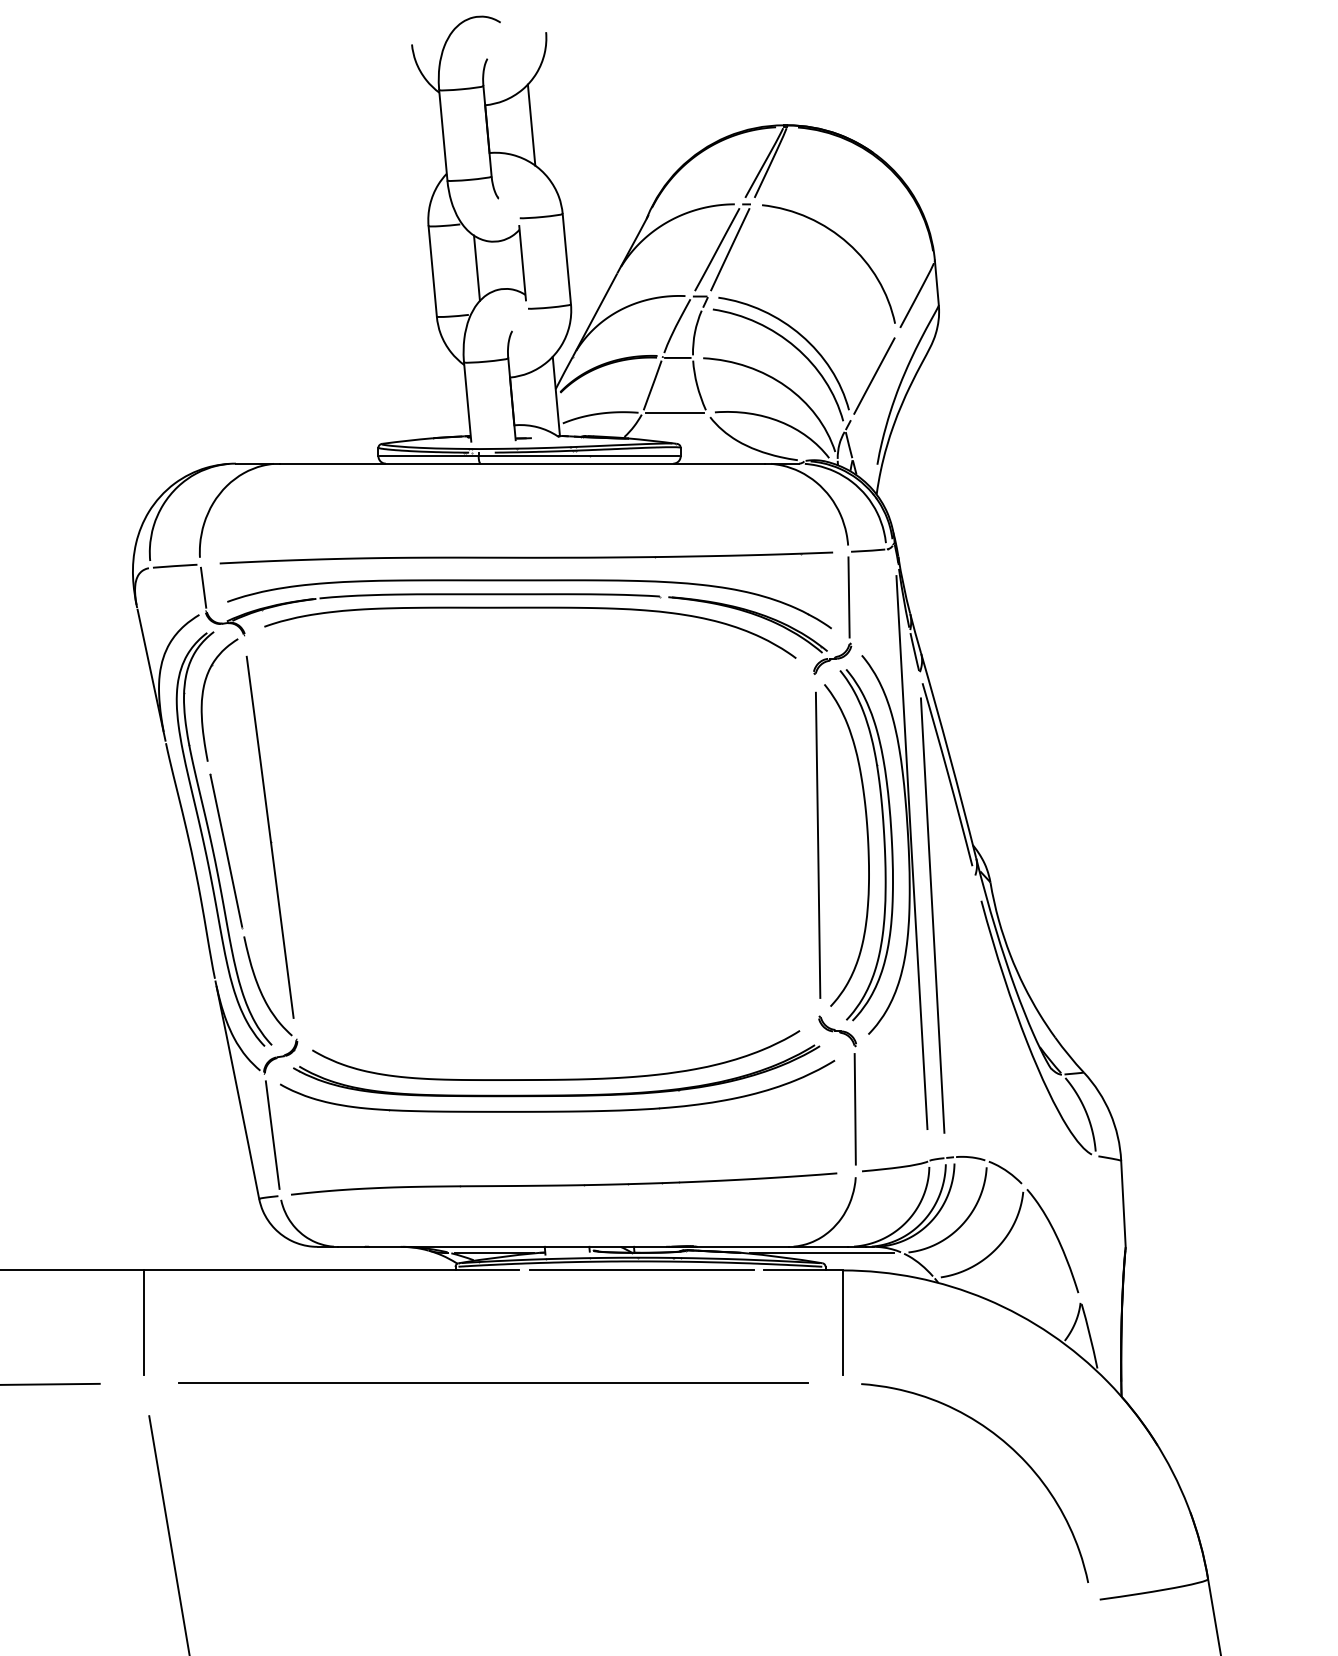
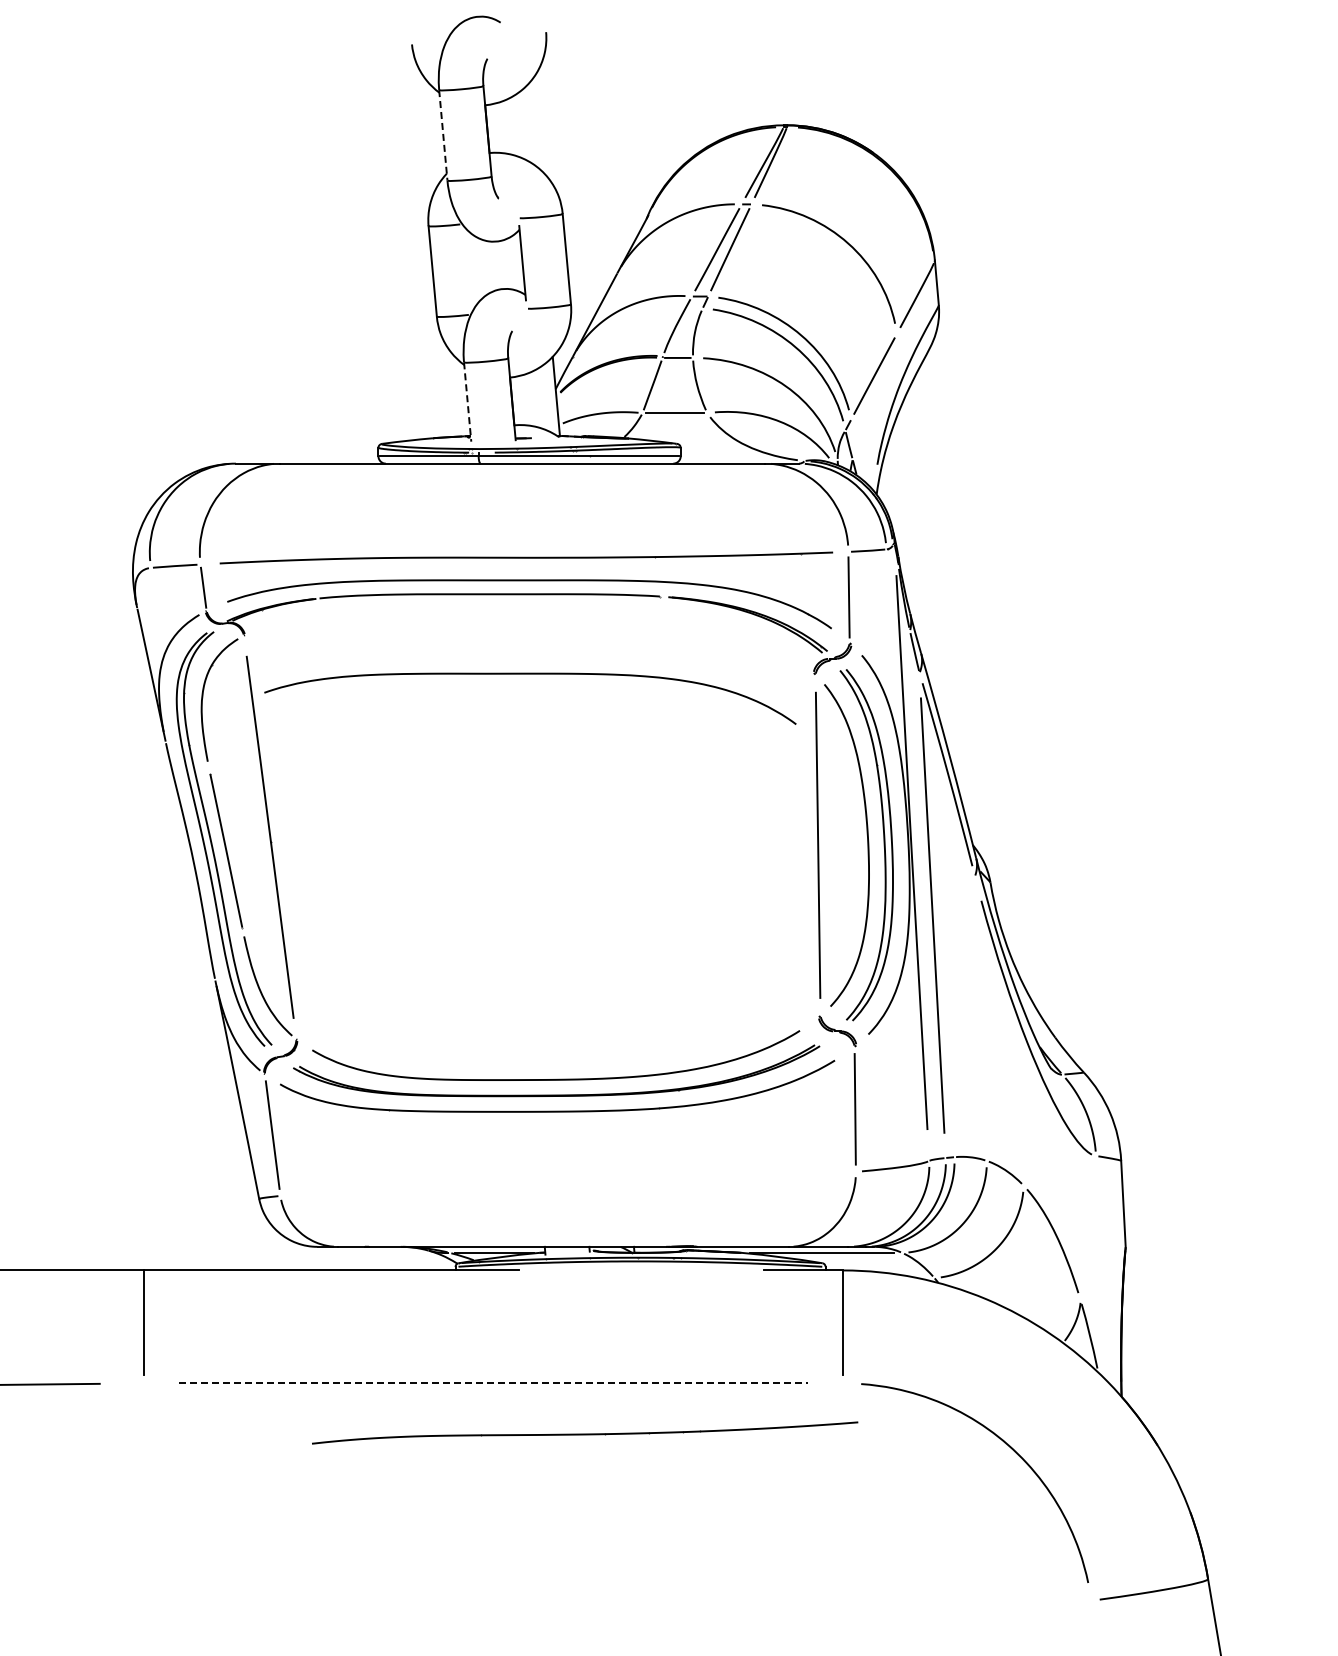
line: present -> none (531, 124)
line: solid -> dashed (443, 135)
line: present -> none (476, 267)
line: solid -> dashed (467, 402)
curve position: (530, 608) -> (530, 674) (530, 674)
part position: (564, 1183) -> (585, 1432) (585, 1432)
line: present -> none (641, 1270)
line: solid -> dashed (493, 1383)
line: present -> none (169, 1534)
